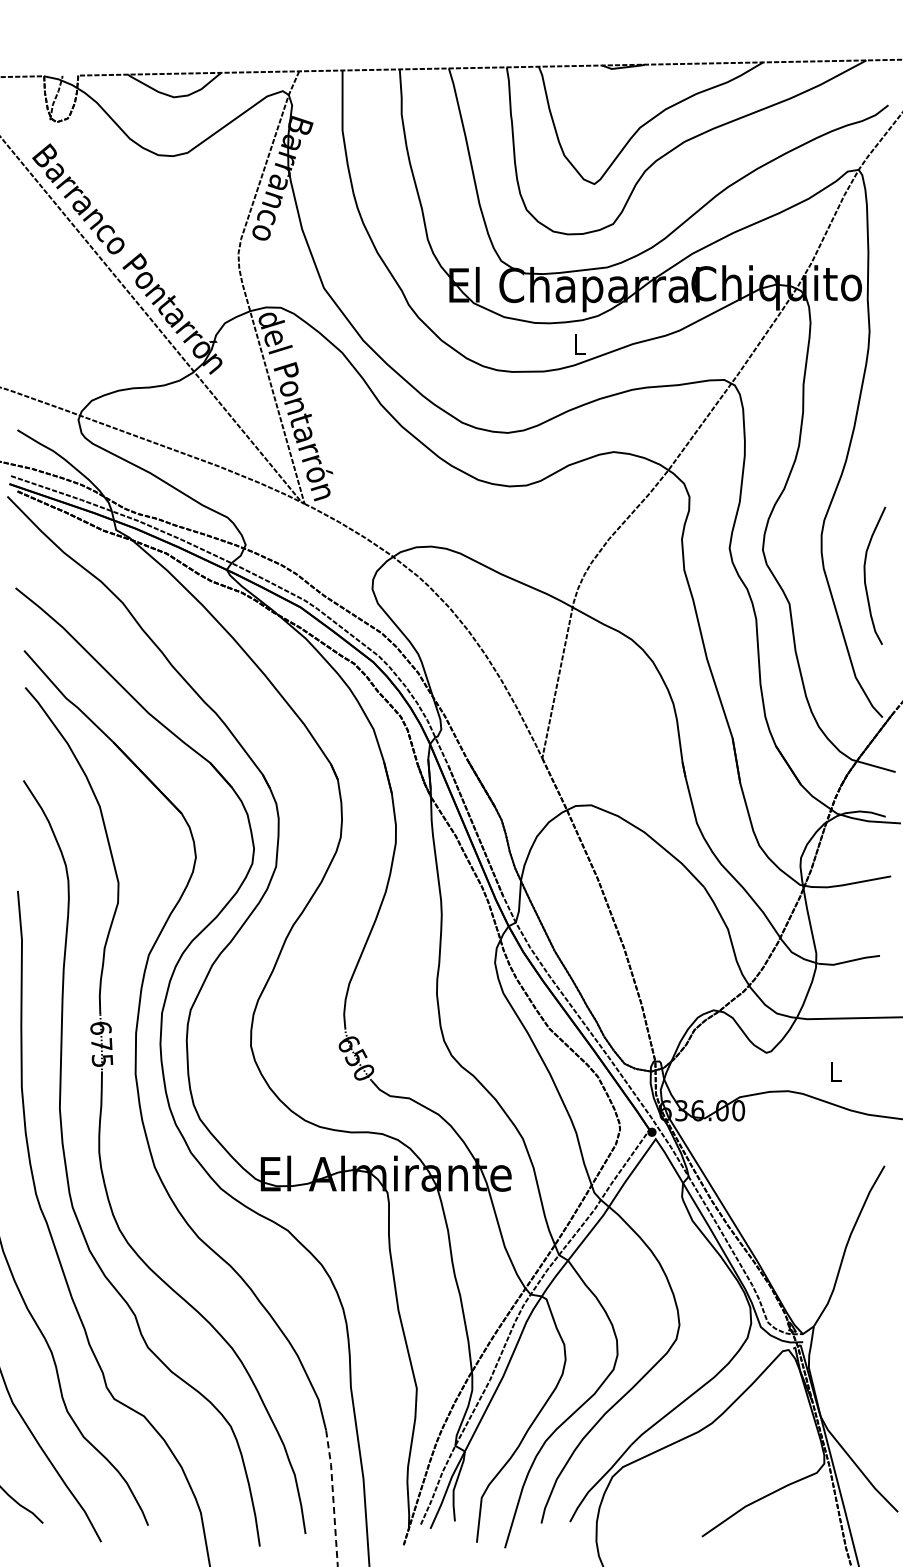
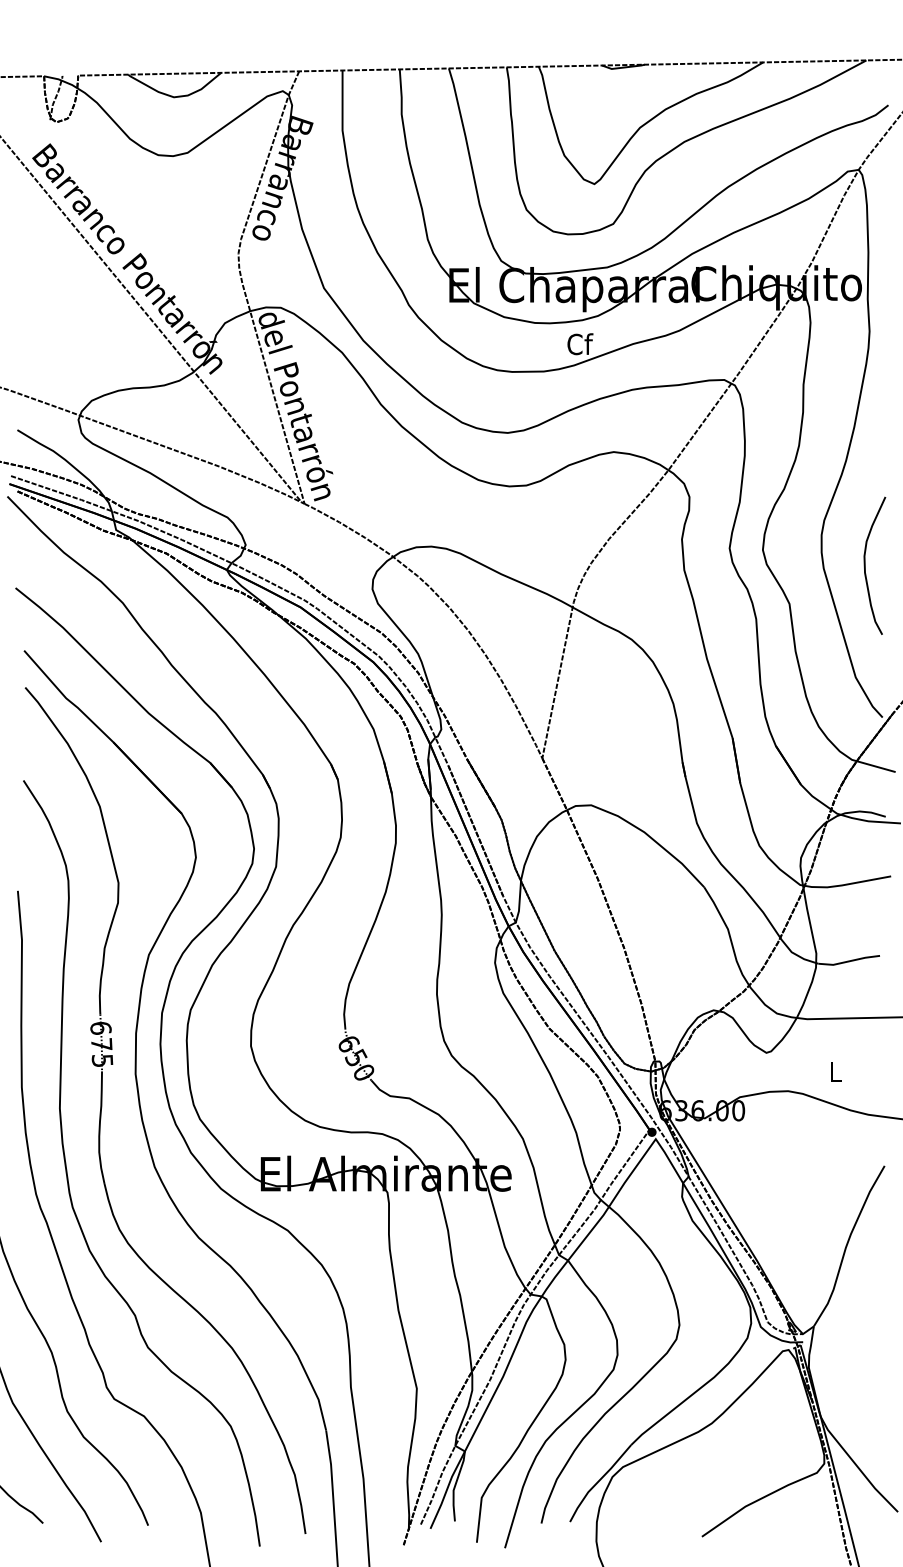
text: L -> Cf (580, 344)
curve position: (865, 575) -> (865, 565) (865, 565)
line: dashed -> solid (333, 1498)
